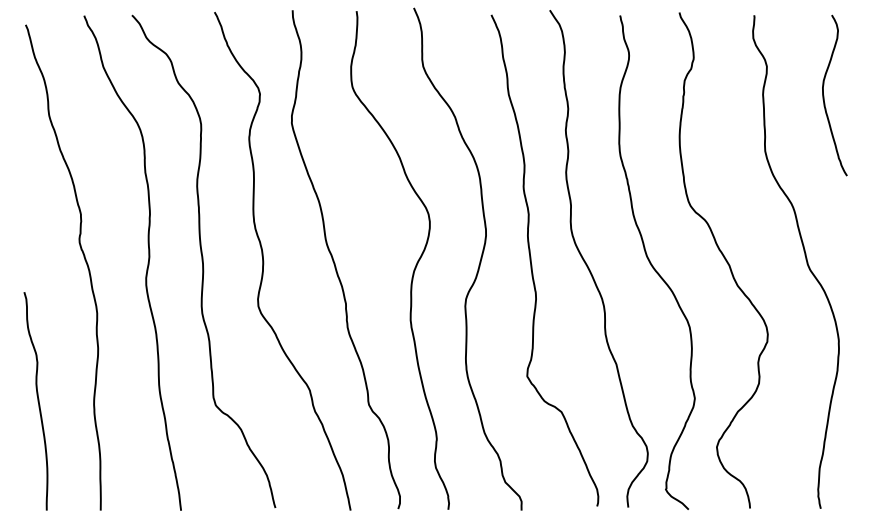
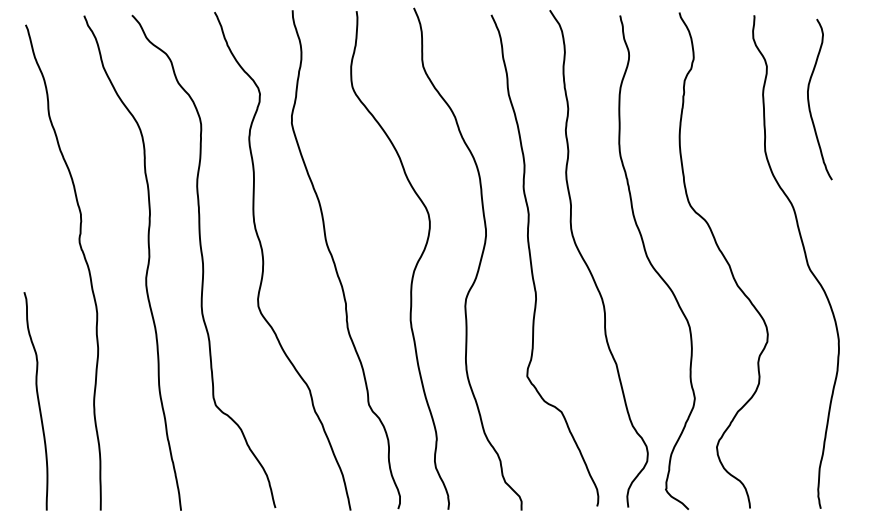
curve position: (824, 95) -> (809, 99) (809, 99)
